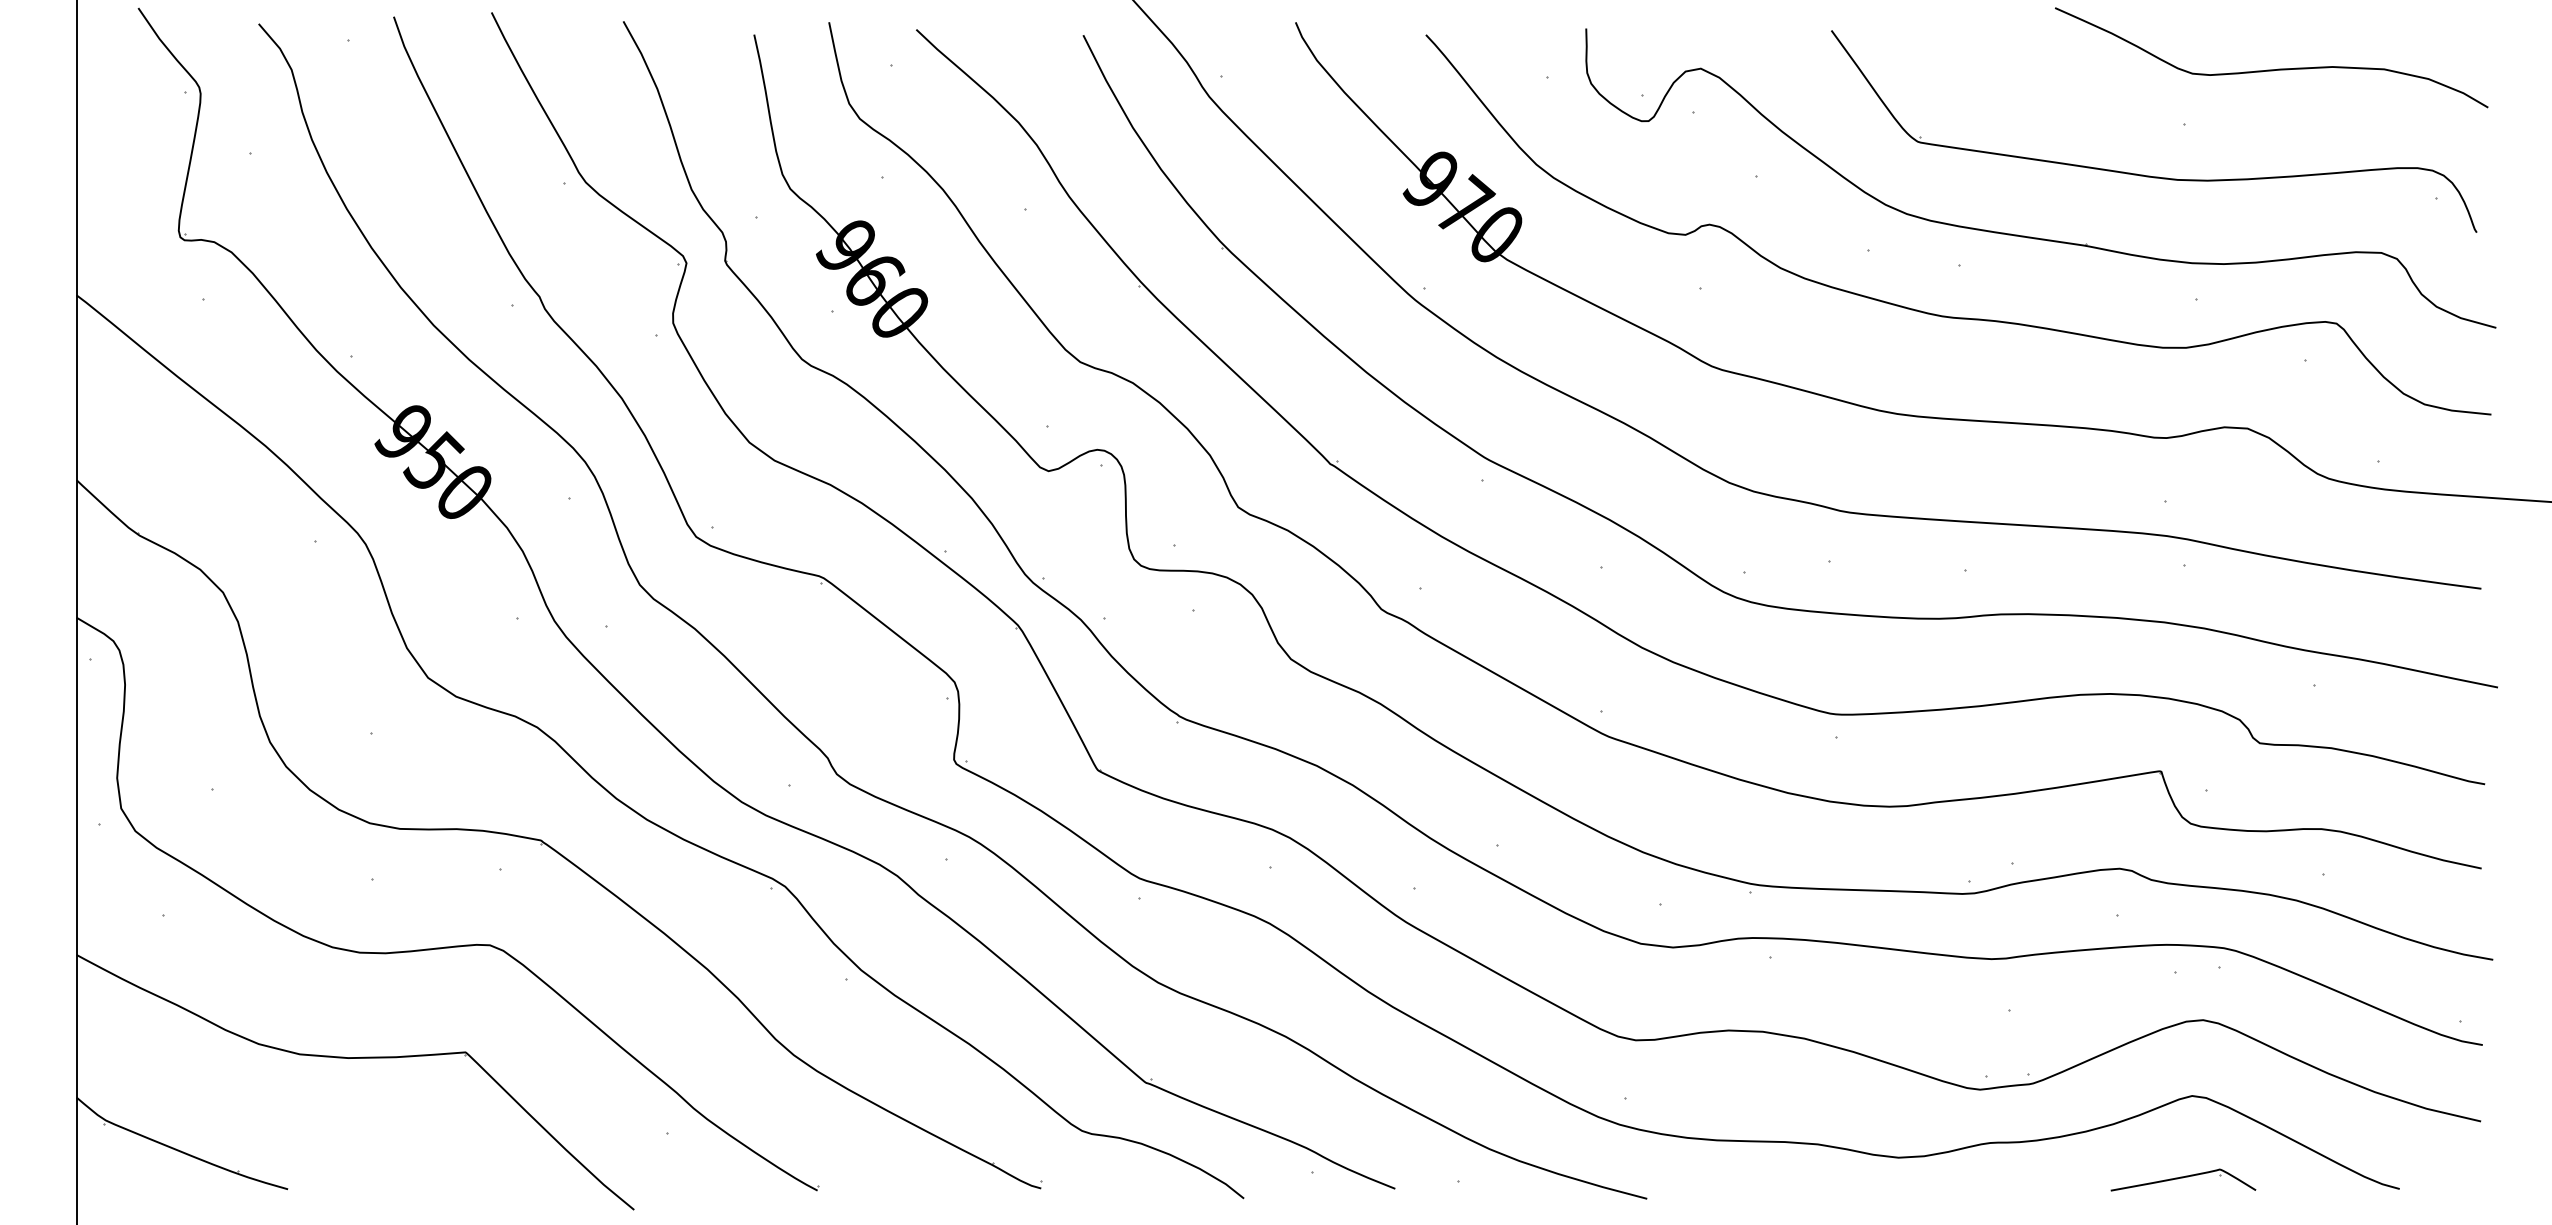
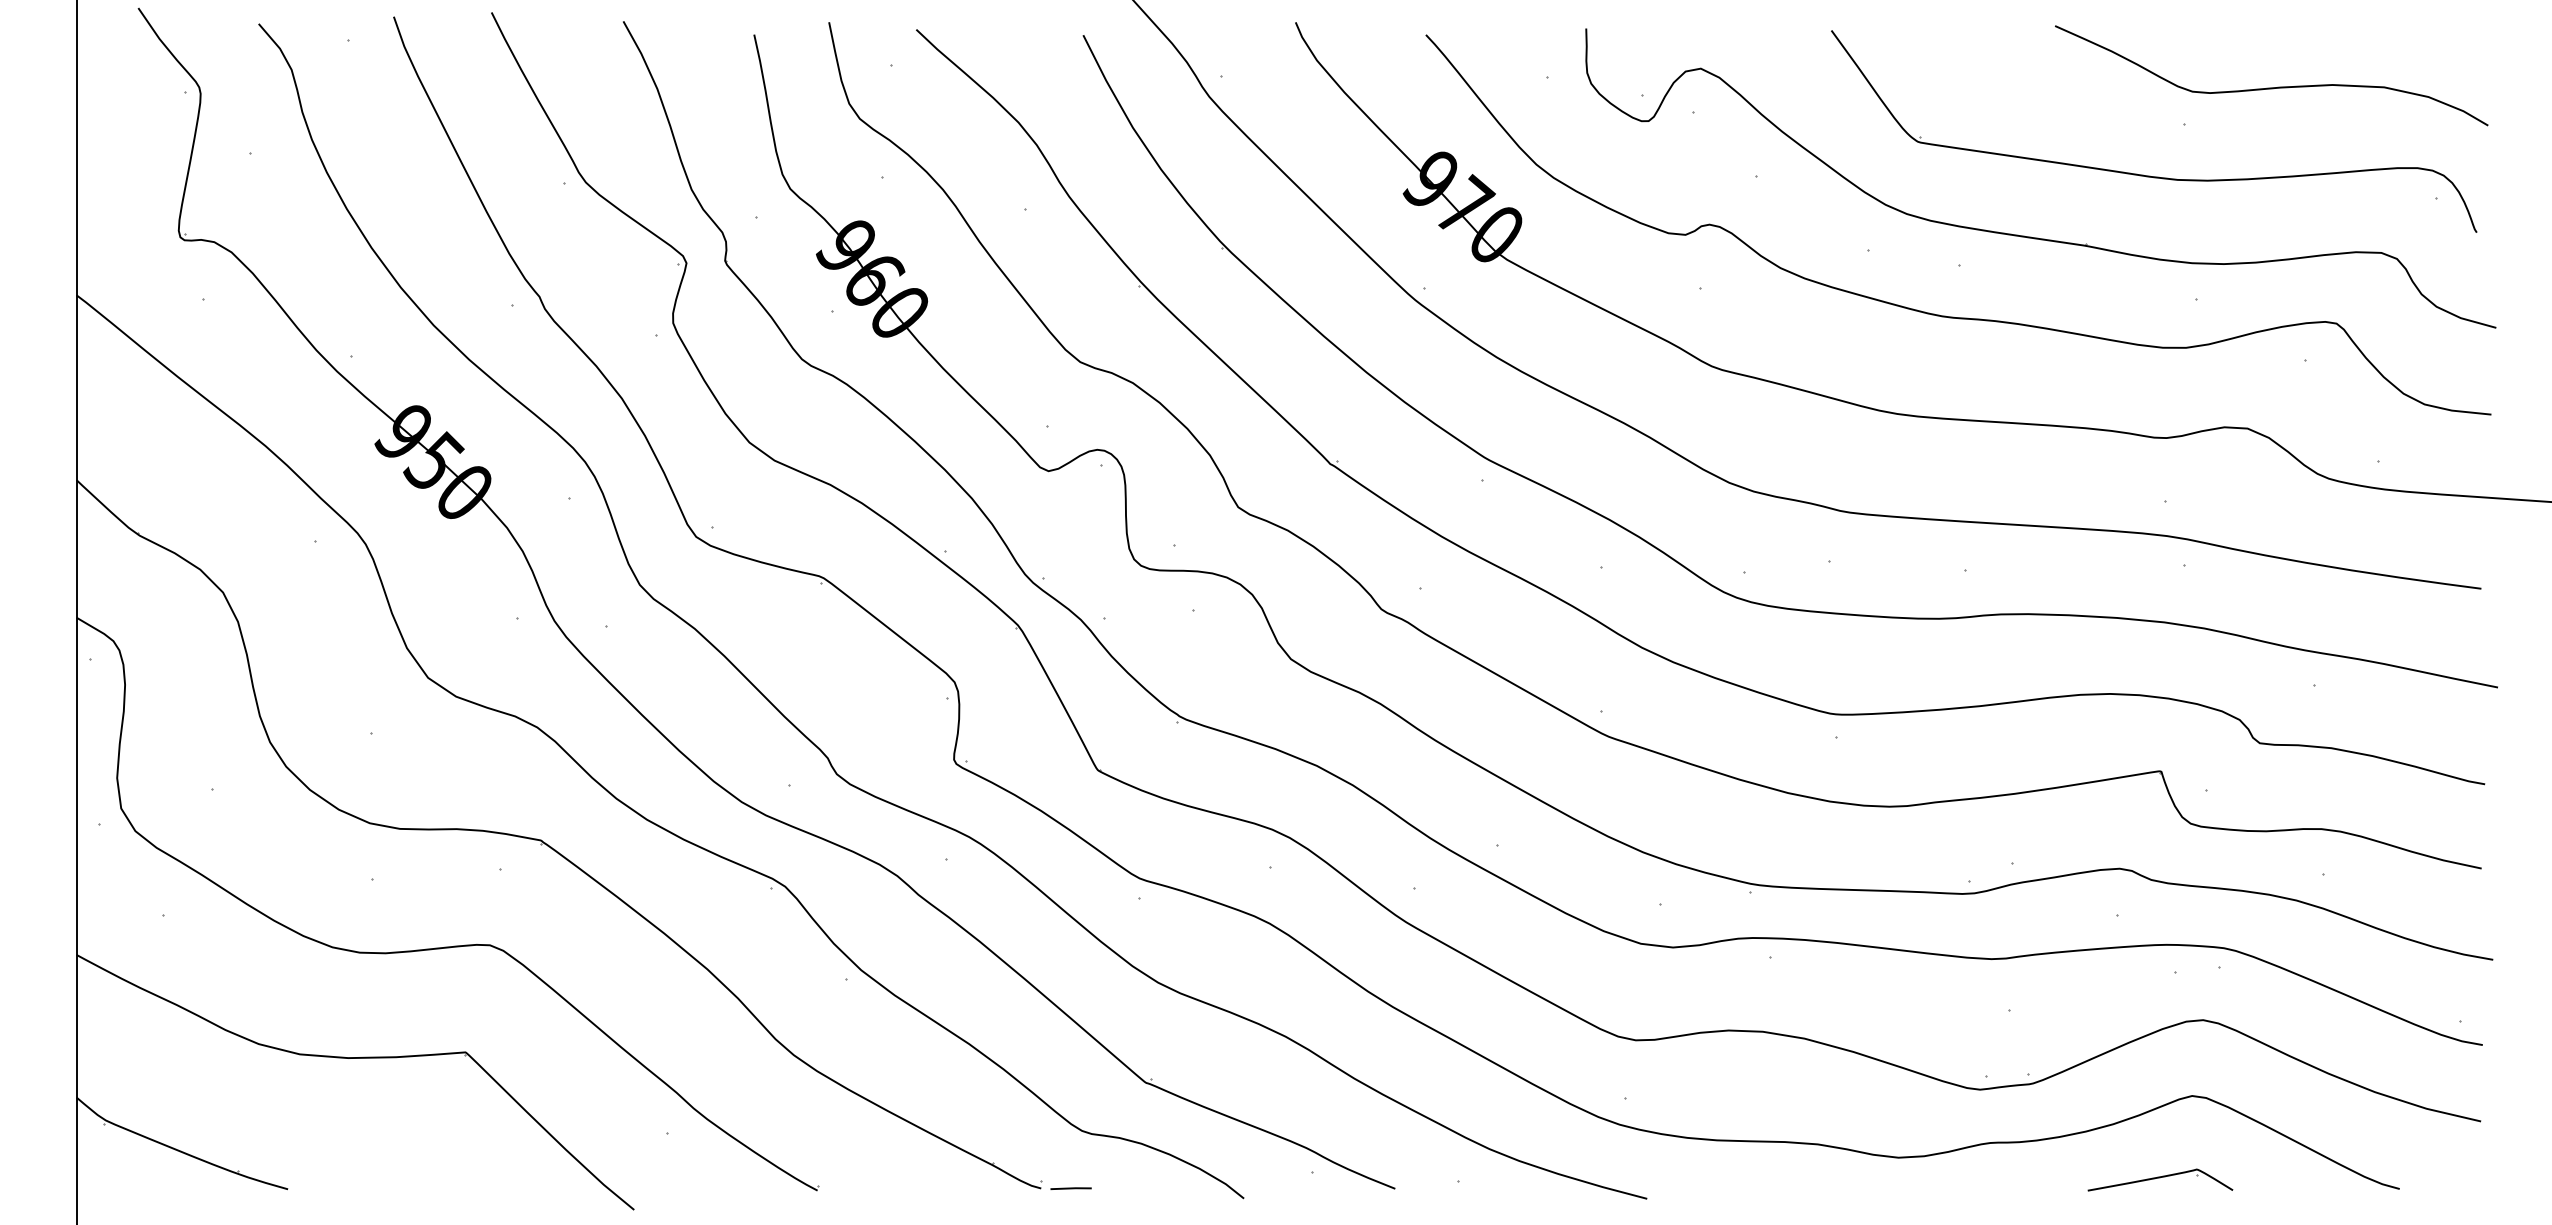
curve position: (2271, 69) -> (2271, 87) (2271, 87)
part position: (2183, 1179) -> (2160, 1179) (2160, 1179)
line: none -> present (1070, 1188)
